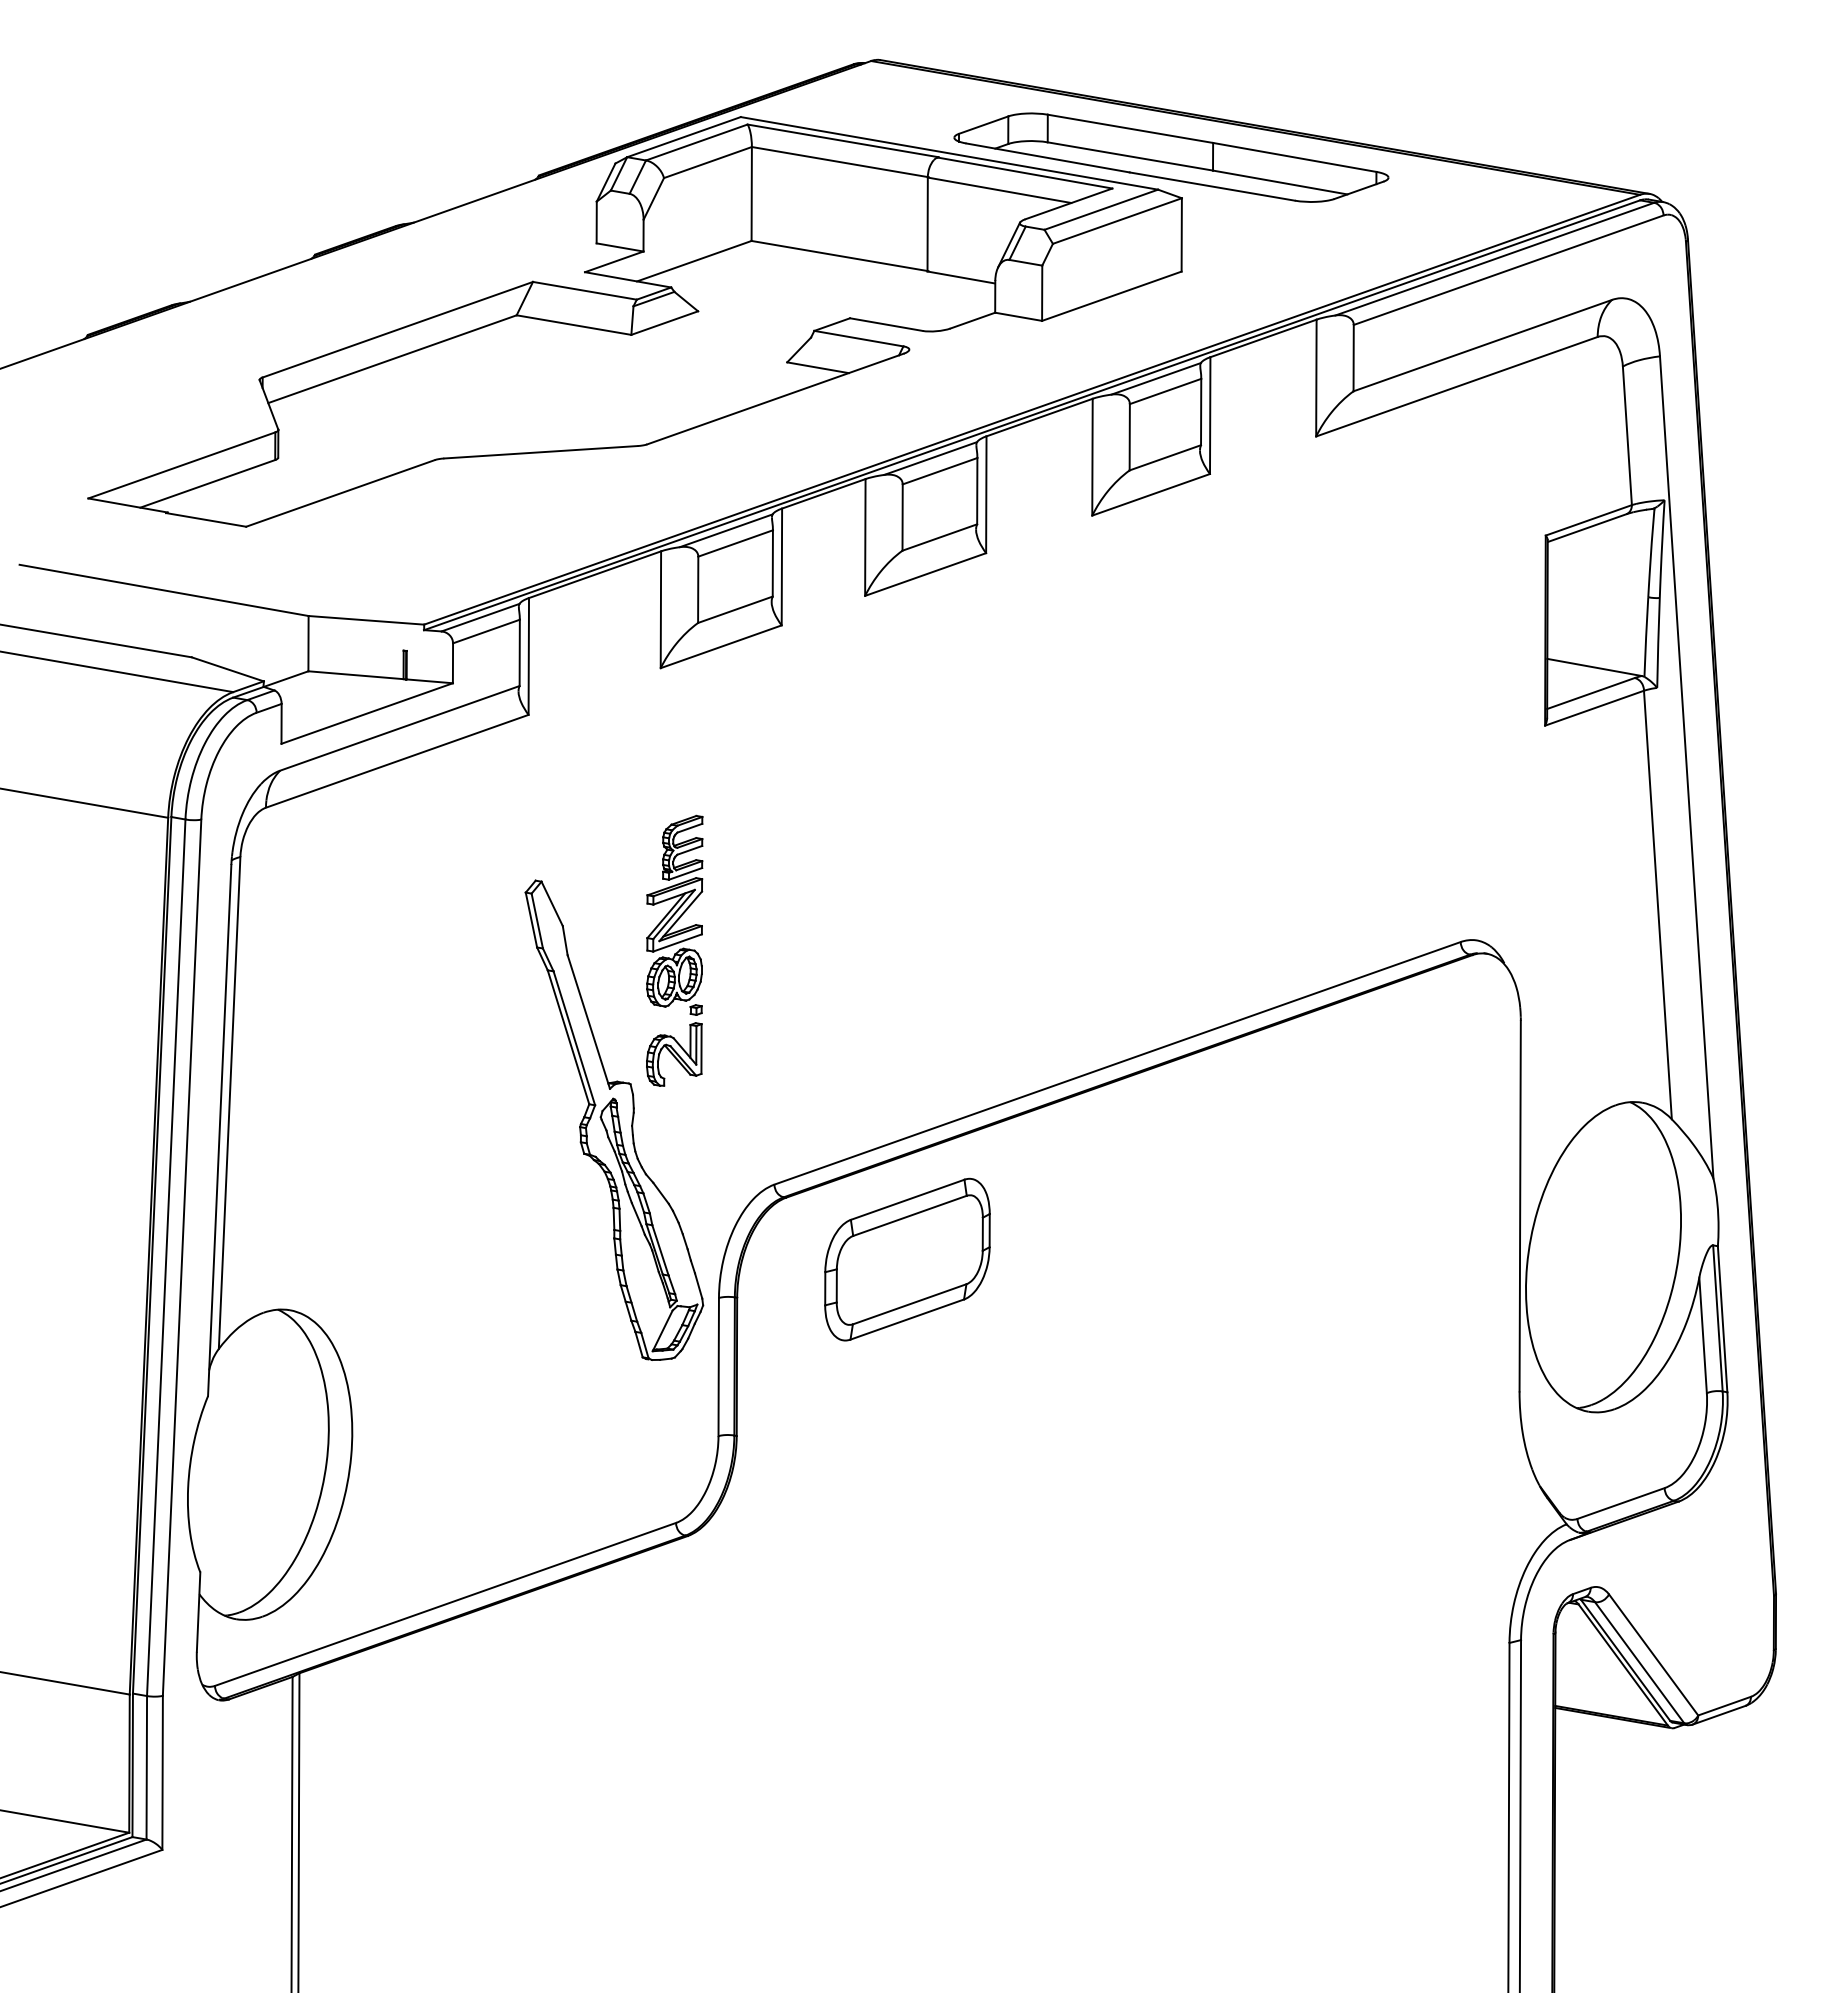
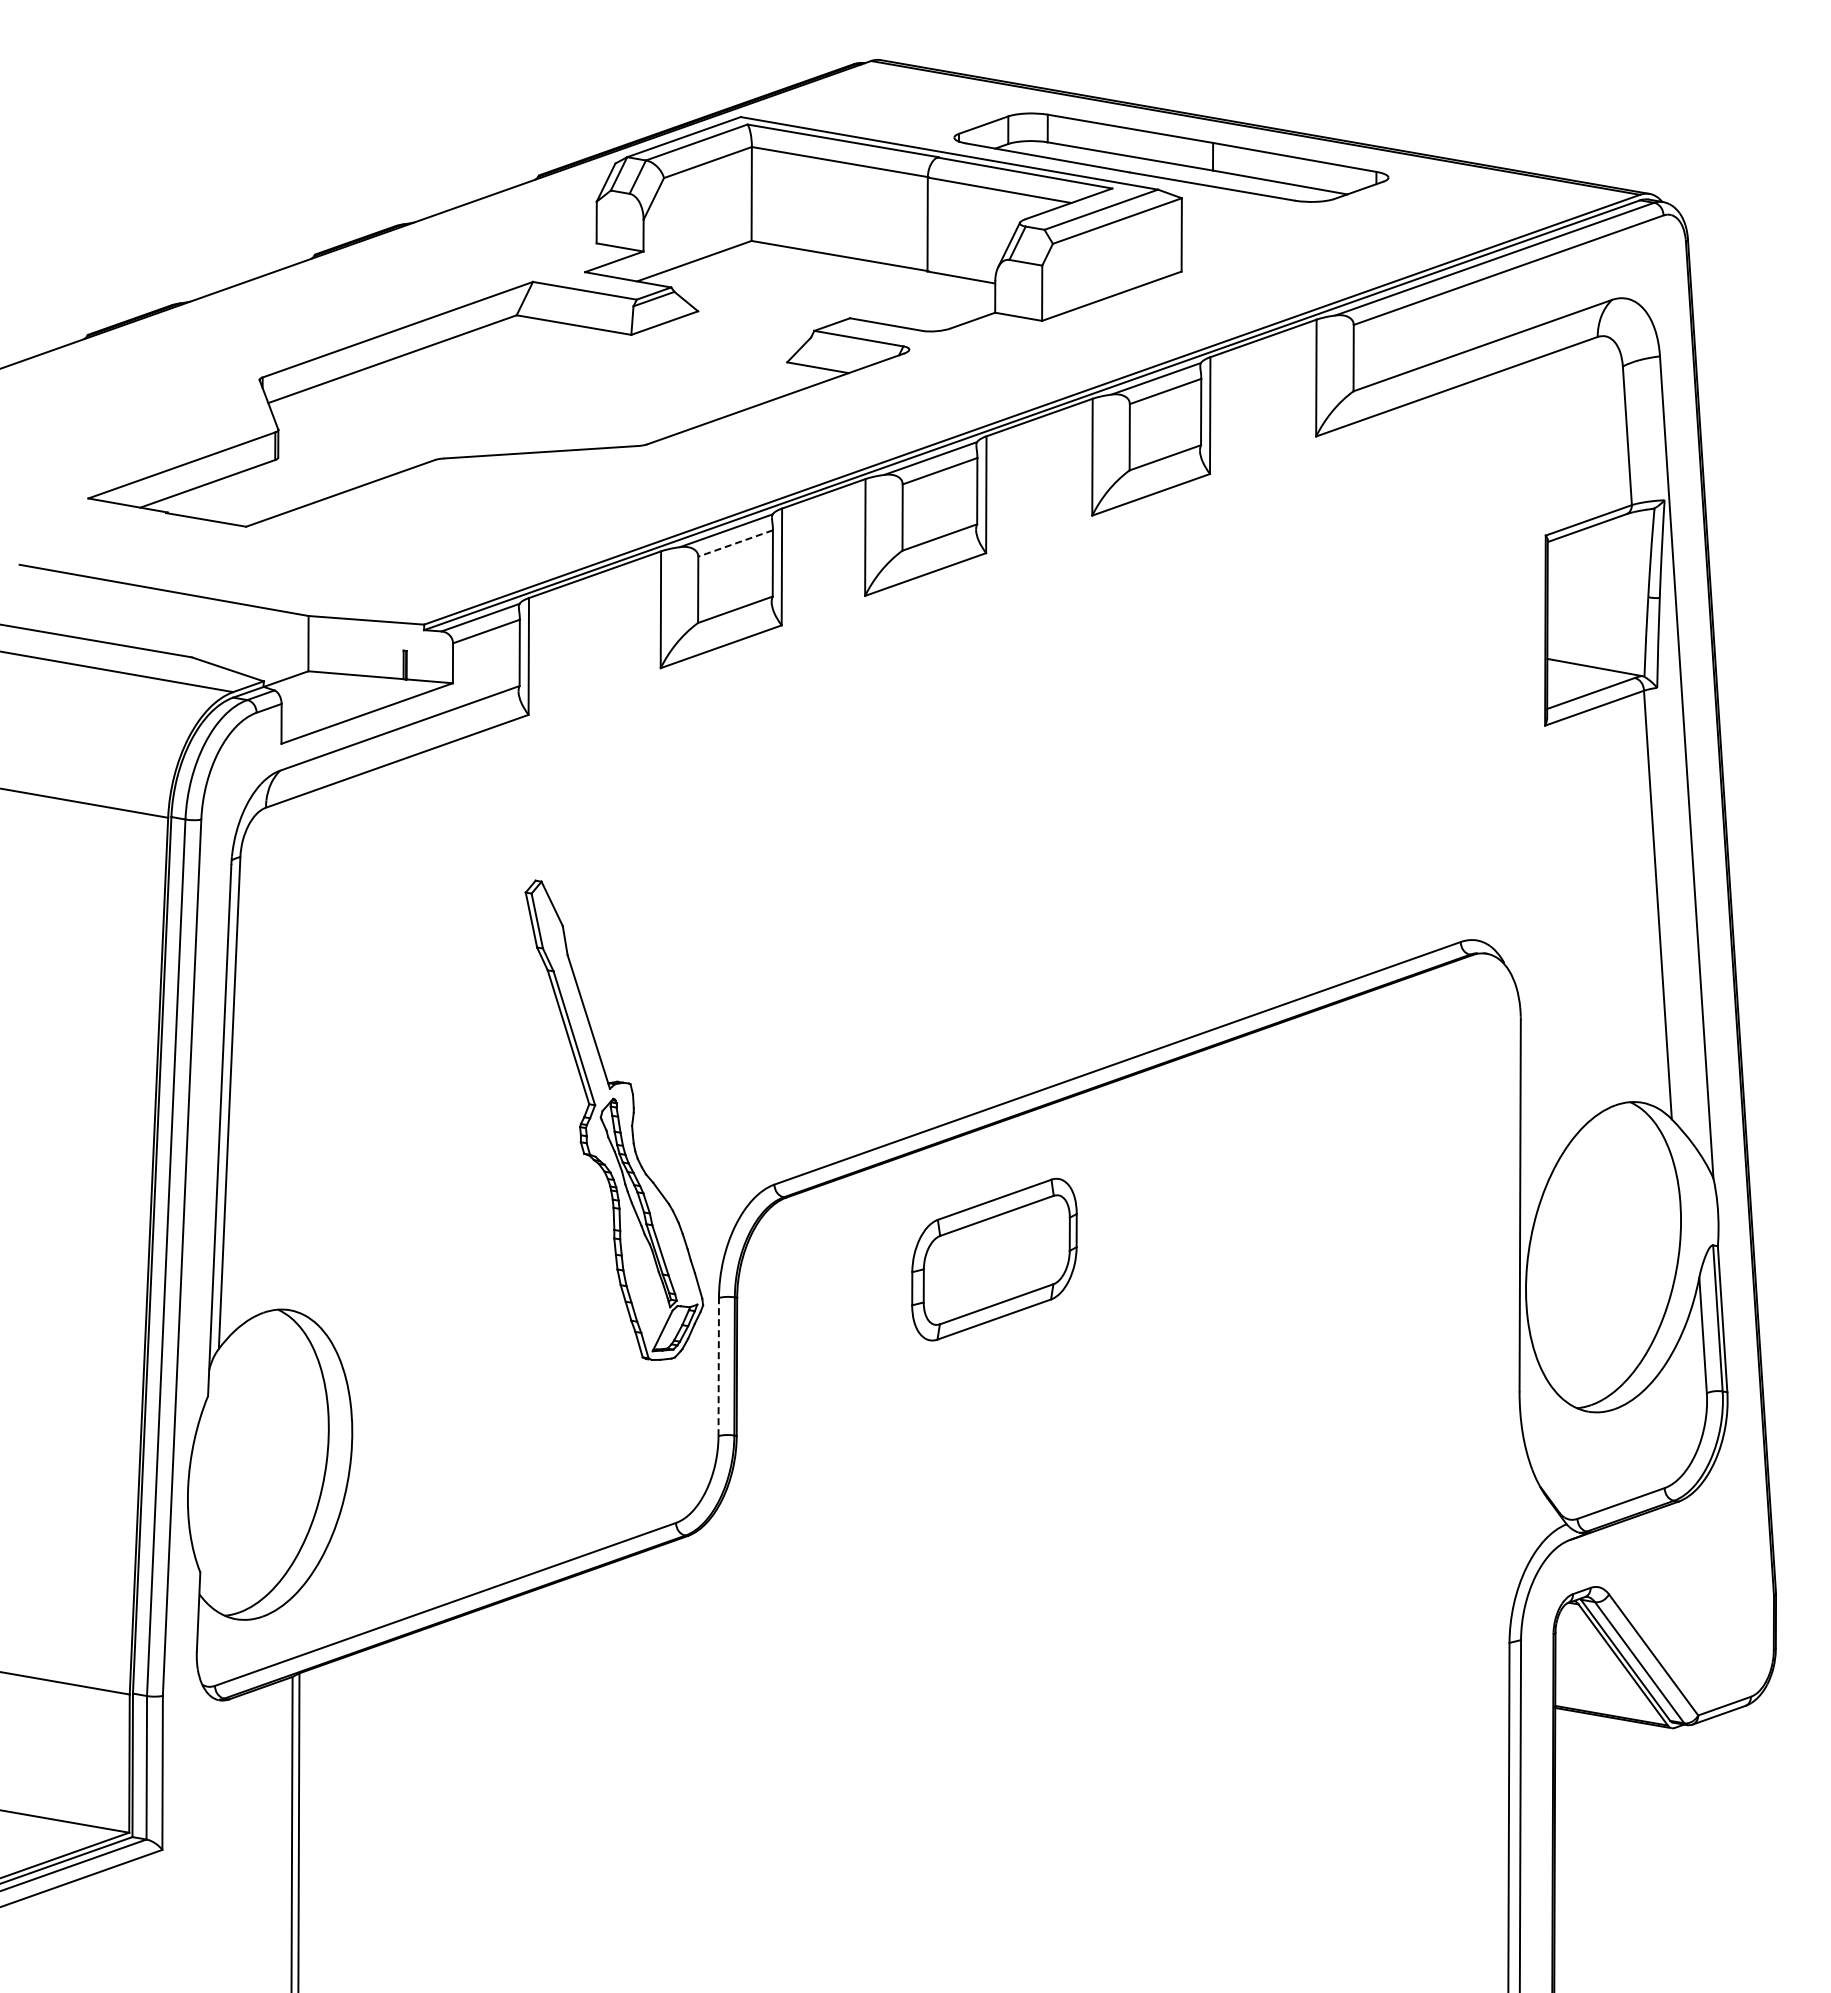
line: solid -> dashed (735, 543)
part: present -> none (674, 950)
part position: (907, 1259) -> (994, 1259) (994, 1259)
line: solid -> dashed (718, 1366)
